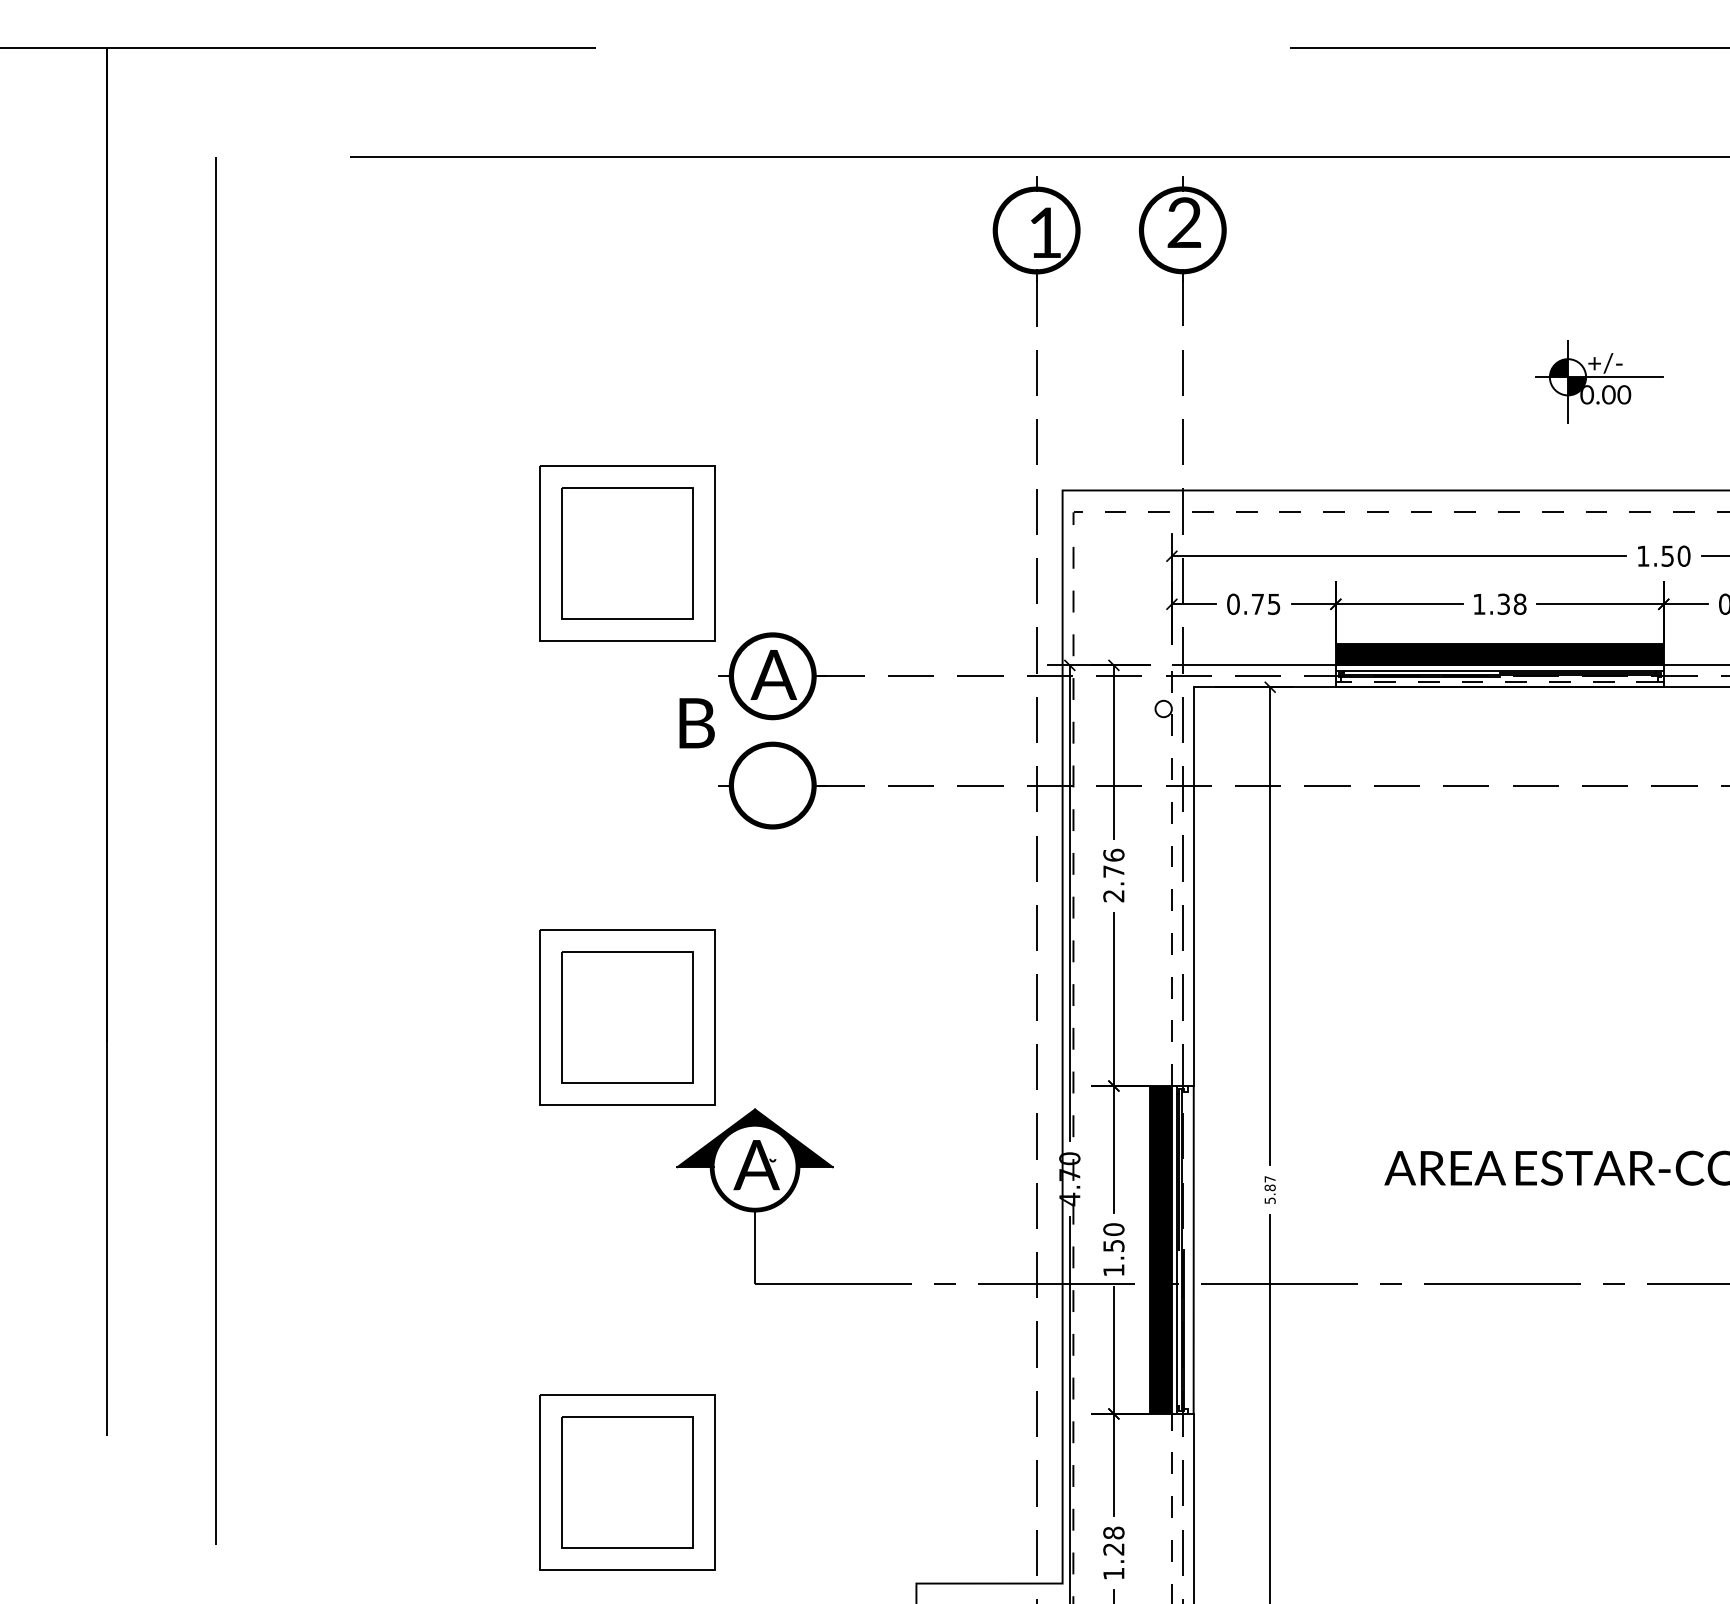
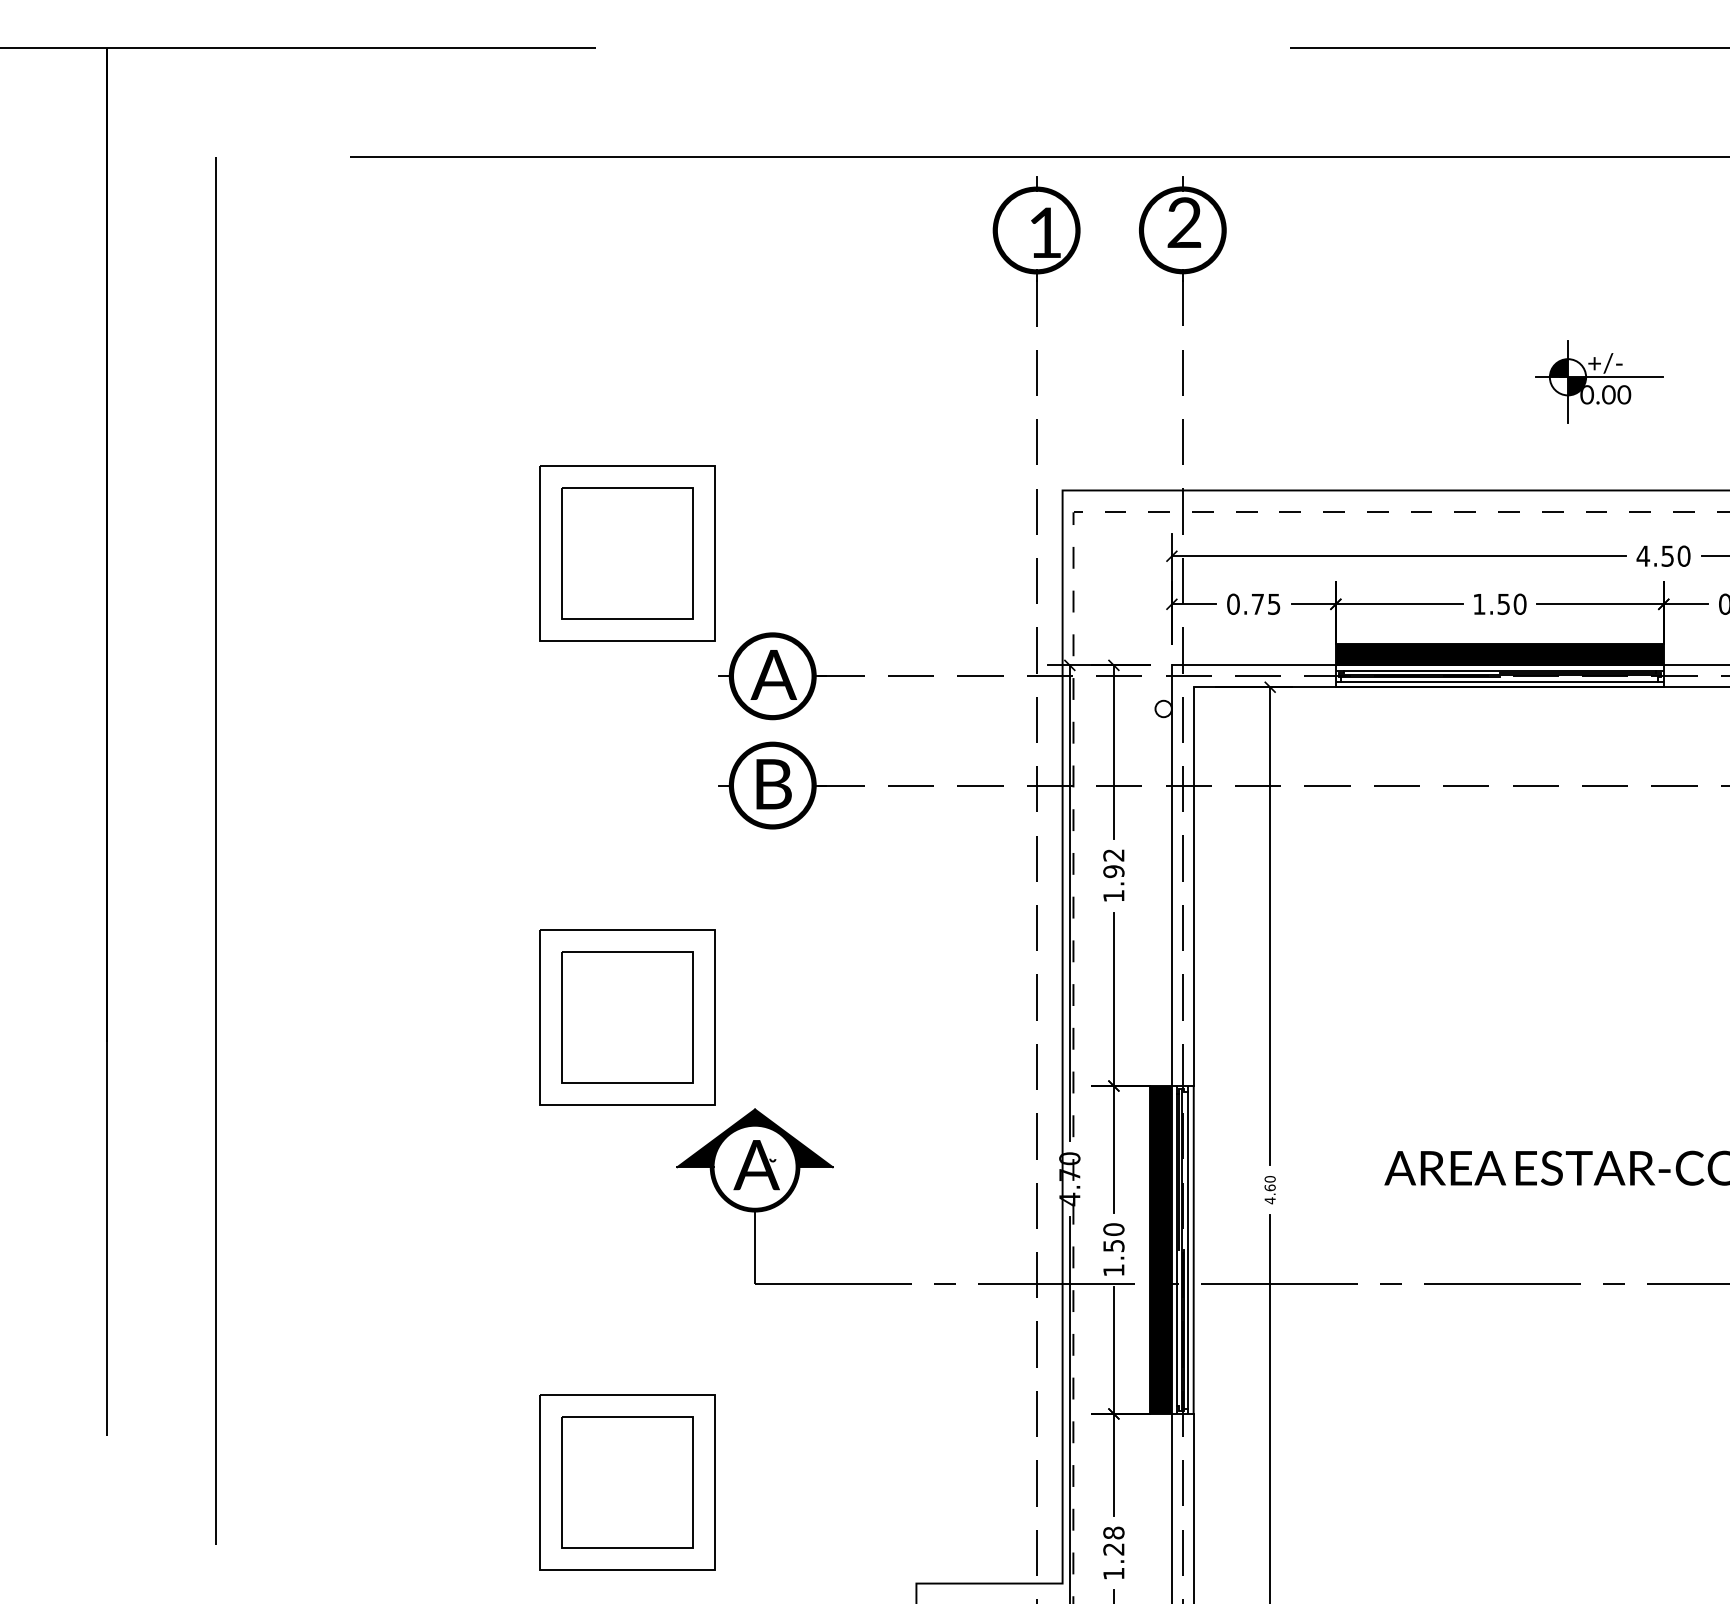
text: 1.50 -> 4.50 (1643, 555)
text: 1.38 -> 1.50 (1512, 603)
line: dashed -> solid (1499, 681)
text position: (696, 723) -> (773, 784) (773, 784)
text: 2.76 -> 1.92 (1113, 875)
line: dashed -> solid (1171, 875)
text: 5.87 -> 4.60 (1269, 1190)
line: none -> present (1188, 1249)
line: dashed -> solid (1171, 1508)
